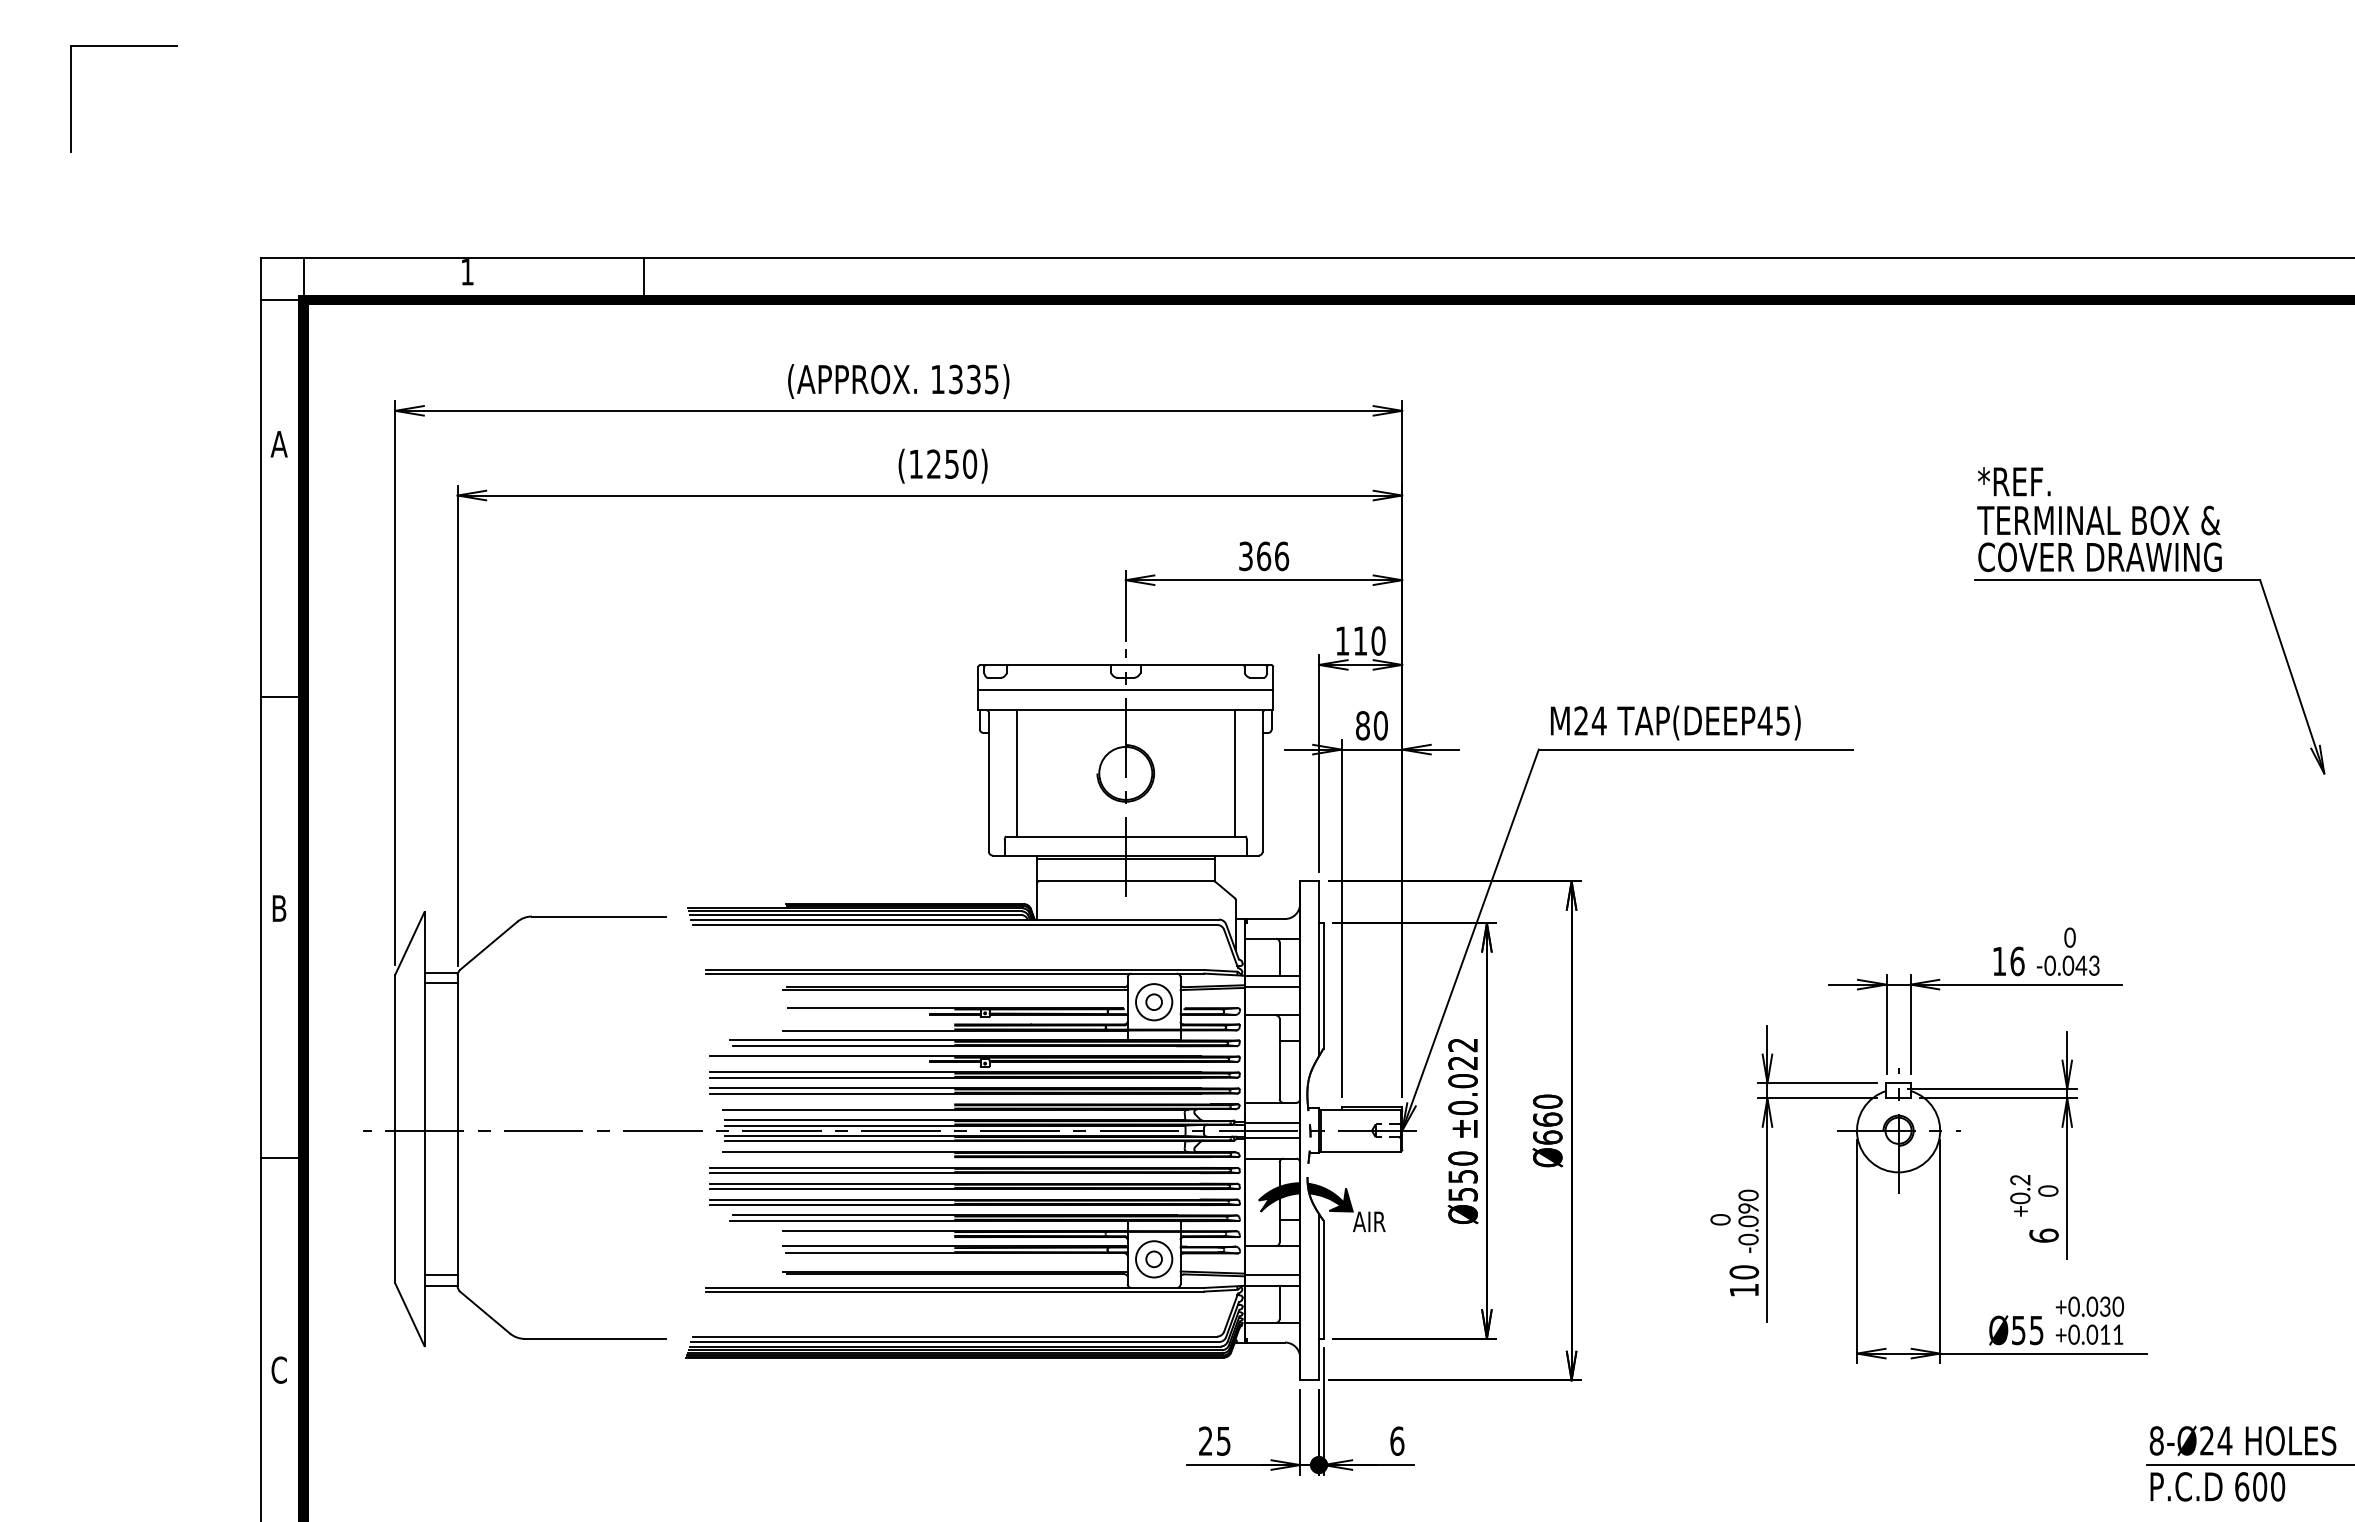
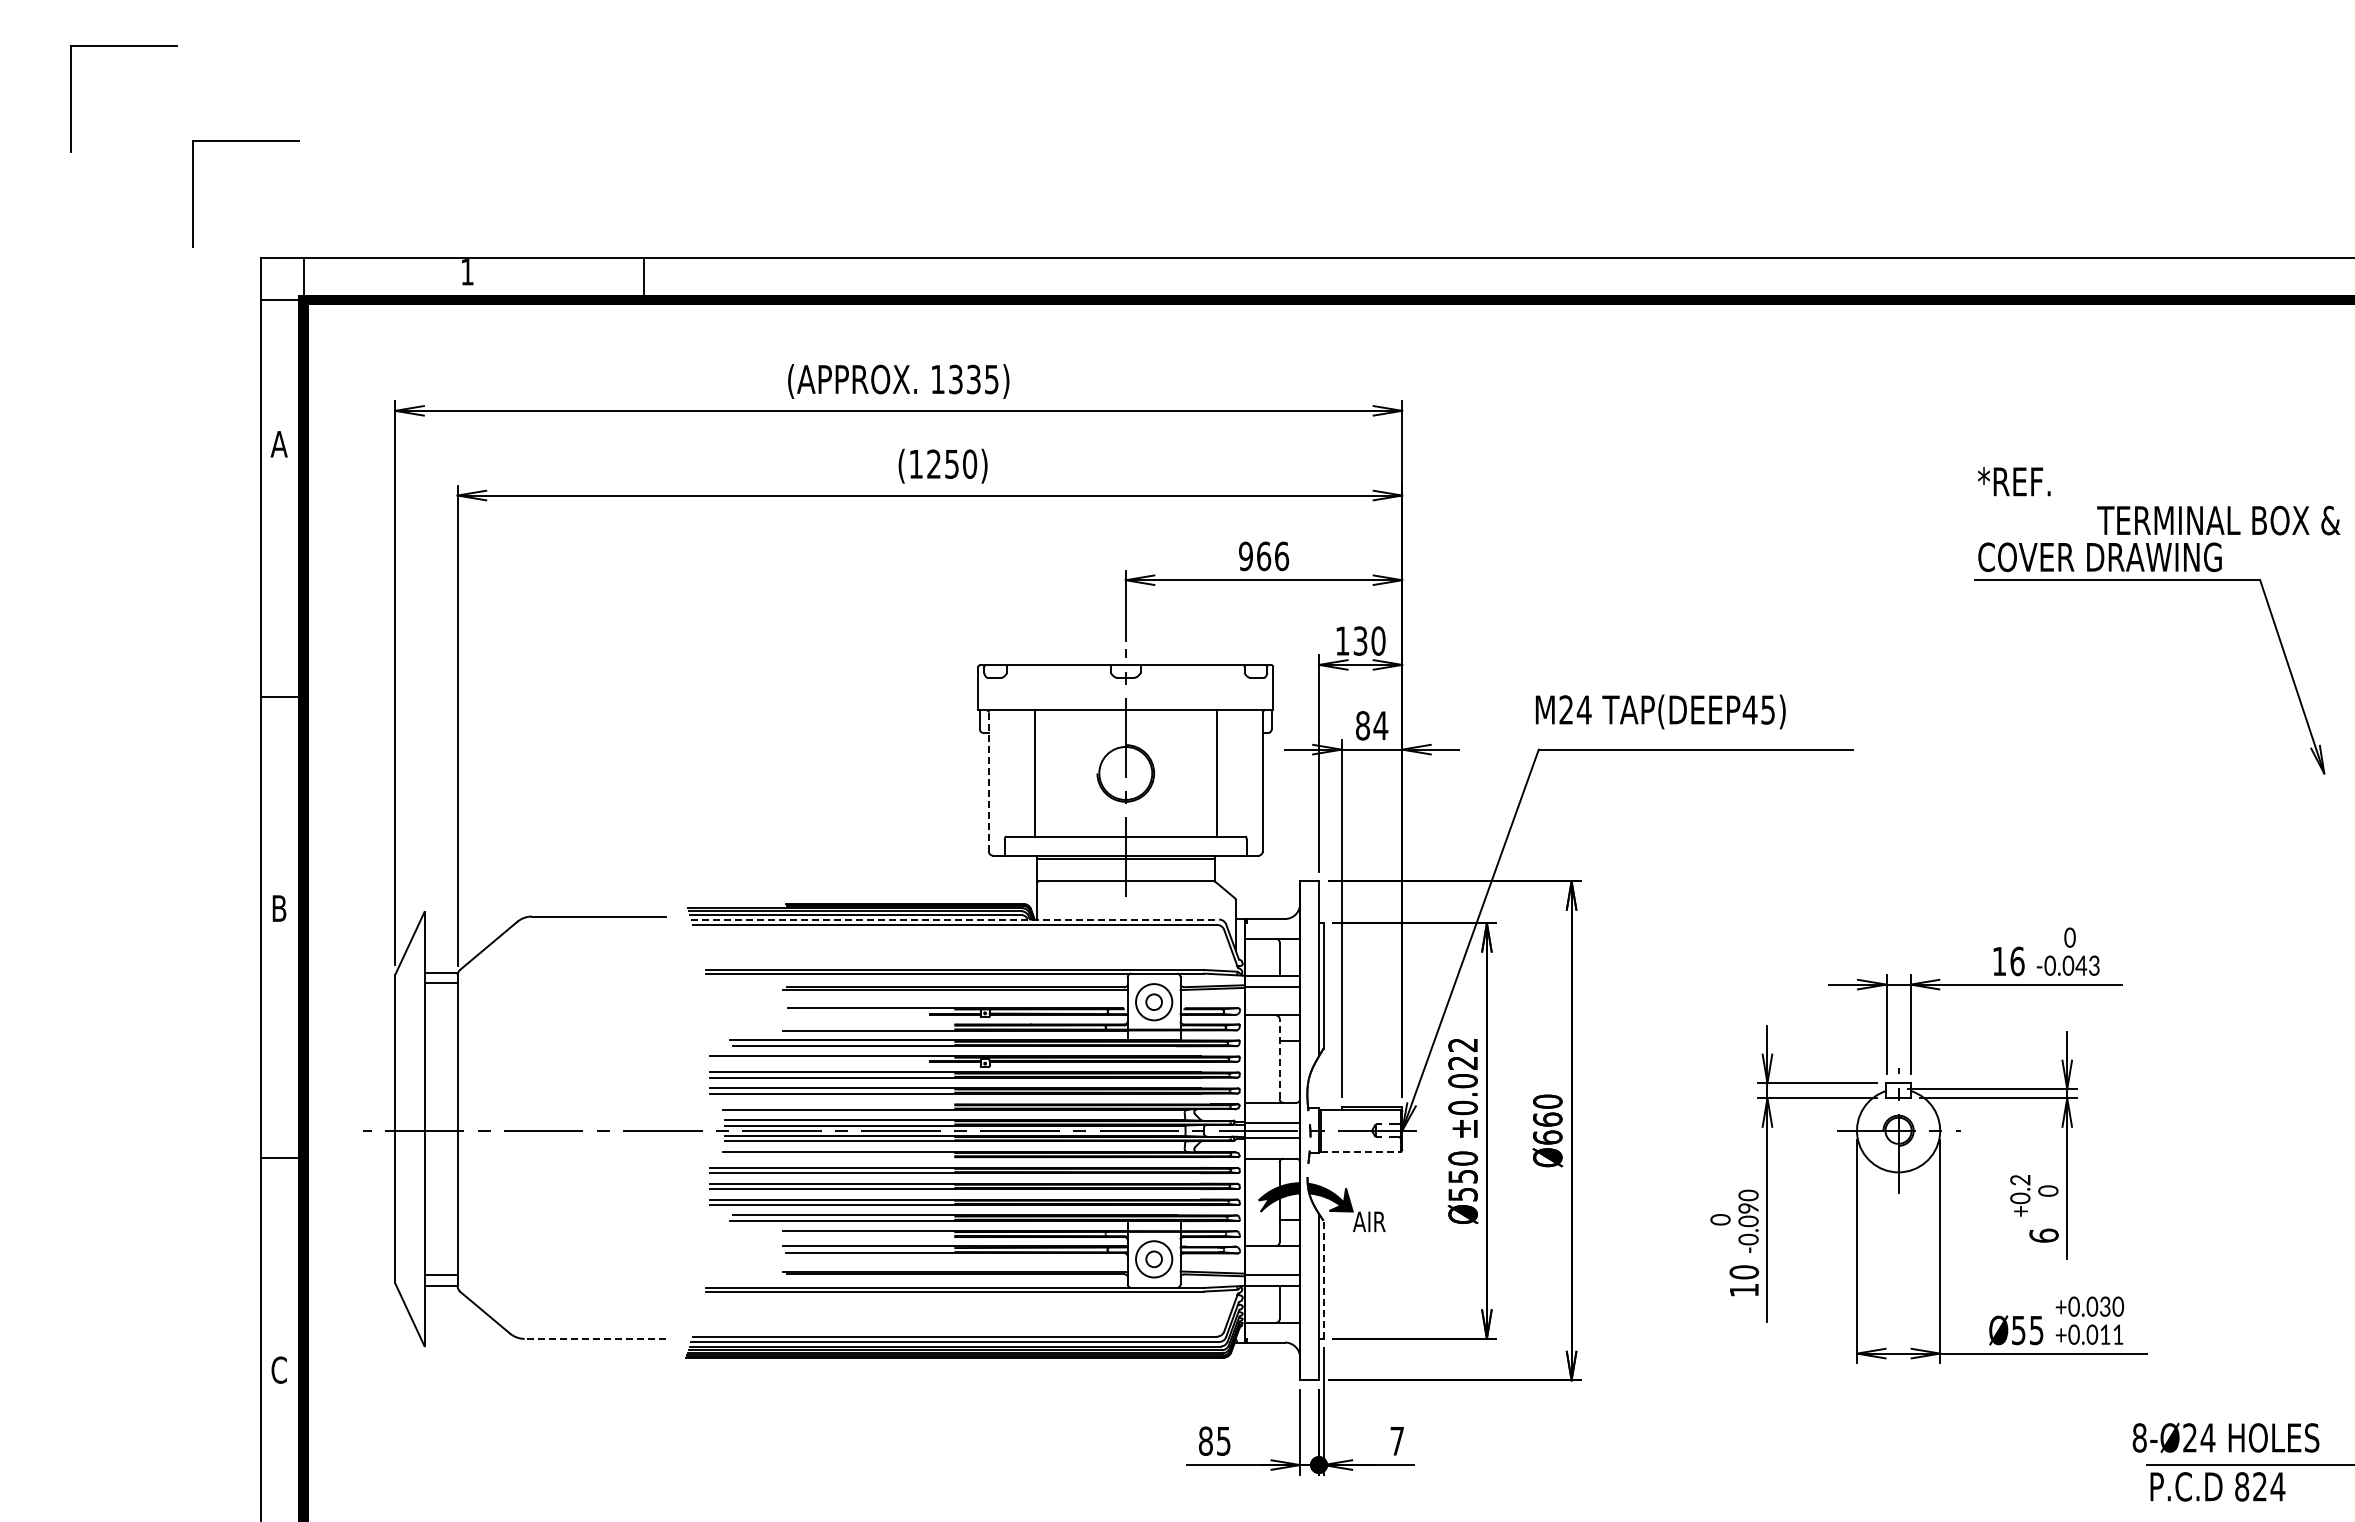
part: none -> present (245, 141)
text position: (2098, 520) -> (2218, 520) (2218, 520)
text: 366 -> 966 (1245, 555)
text: 110 -> 130 (1360, 640)
line: present -> none (1125, 689)
text position: (1675, 722) -> (1660, 711) (1660, 711)
text: 80 -> 84 (1380, 725)
line position: (1016, 773) -> (1034, 773) (1034, 773)
line position: (1234, 773) -> (1216, 773) (1216, 773)
line: solid -> dashed (988, 782)
line: solid -> dashed (955, 919)
line: solid -> dashed (1279, 1059)
line: solid -> dashed (1361, 1151)
line: solid -> dashed (1323, 1279)
line: solid -> dashed (595, 1338)
text: 25 -> 85 (1205, 1440)
text: 6 -> 7 (1397, 1440)
text position: (2242, 1440) -> (2225, 1437) (2225, 1437)
text: 600 -> 824 (2260, 1486)
